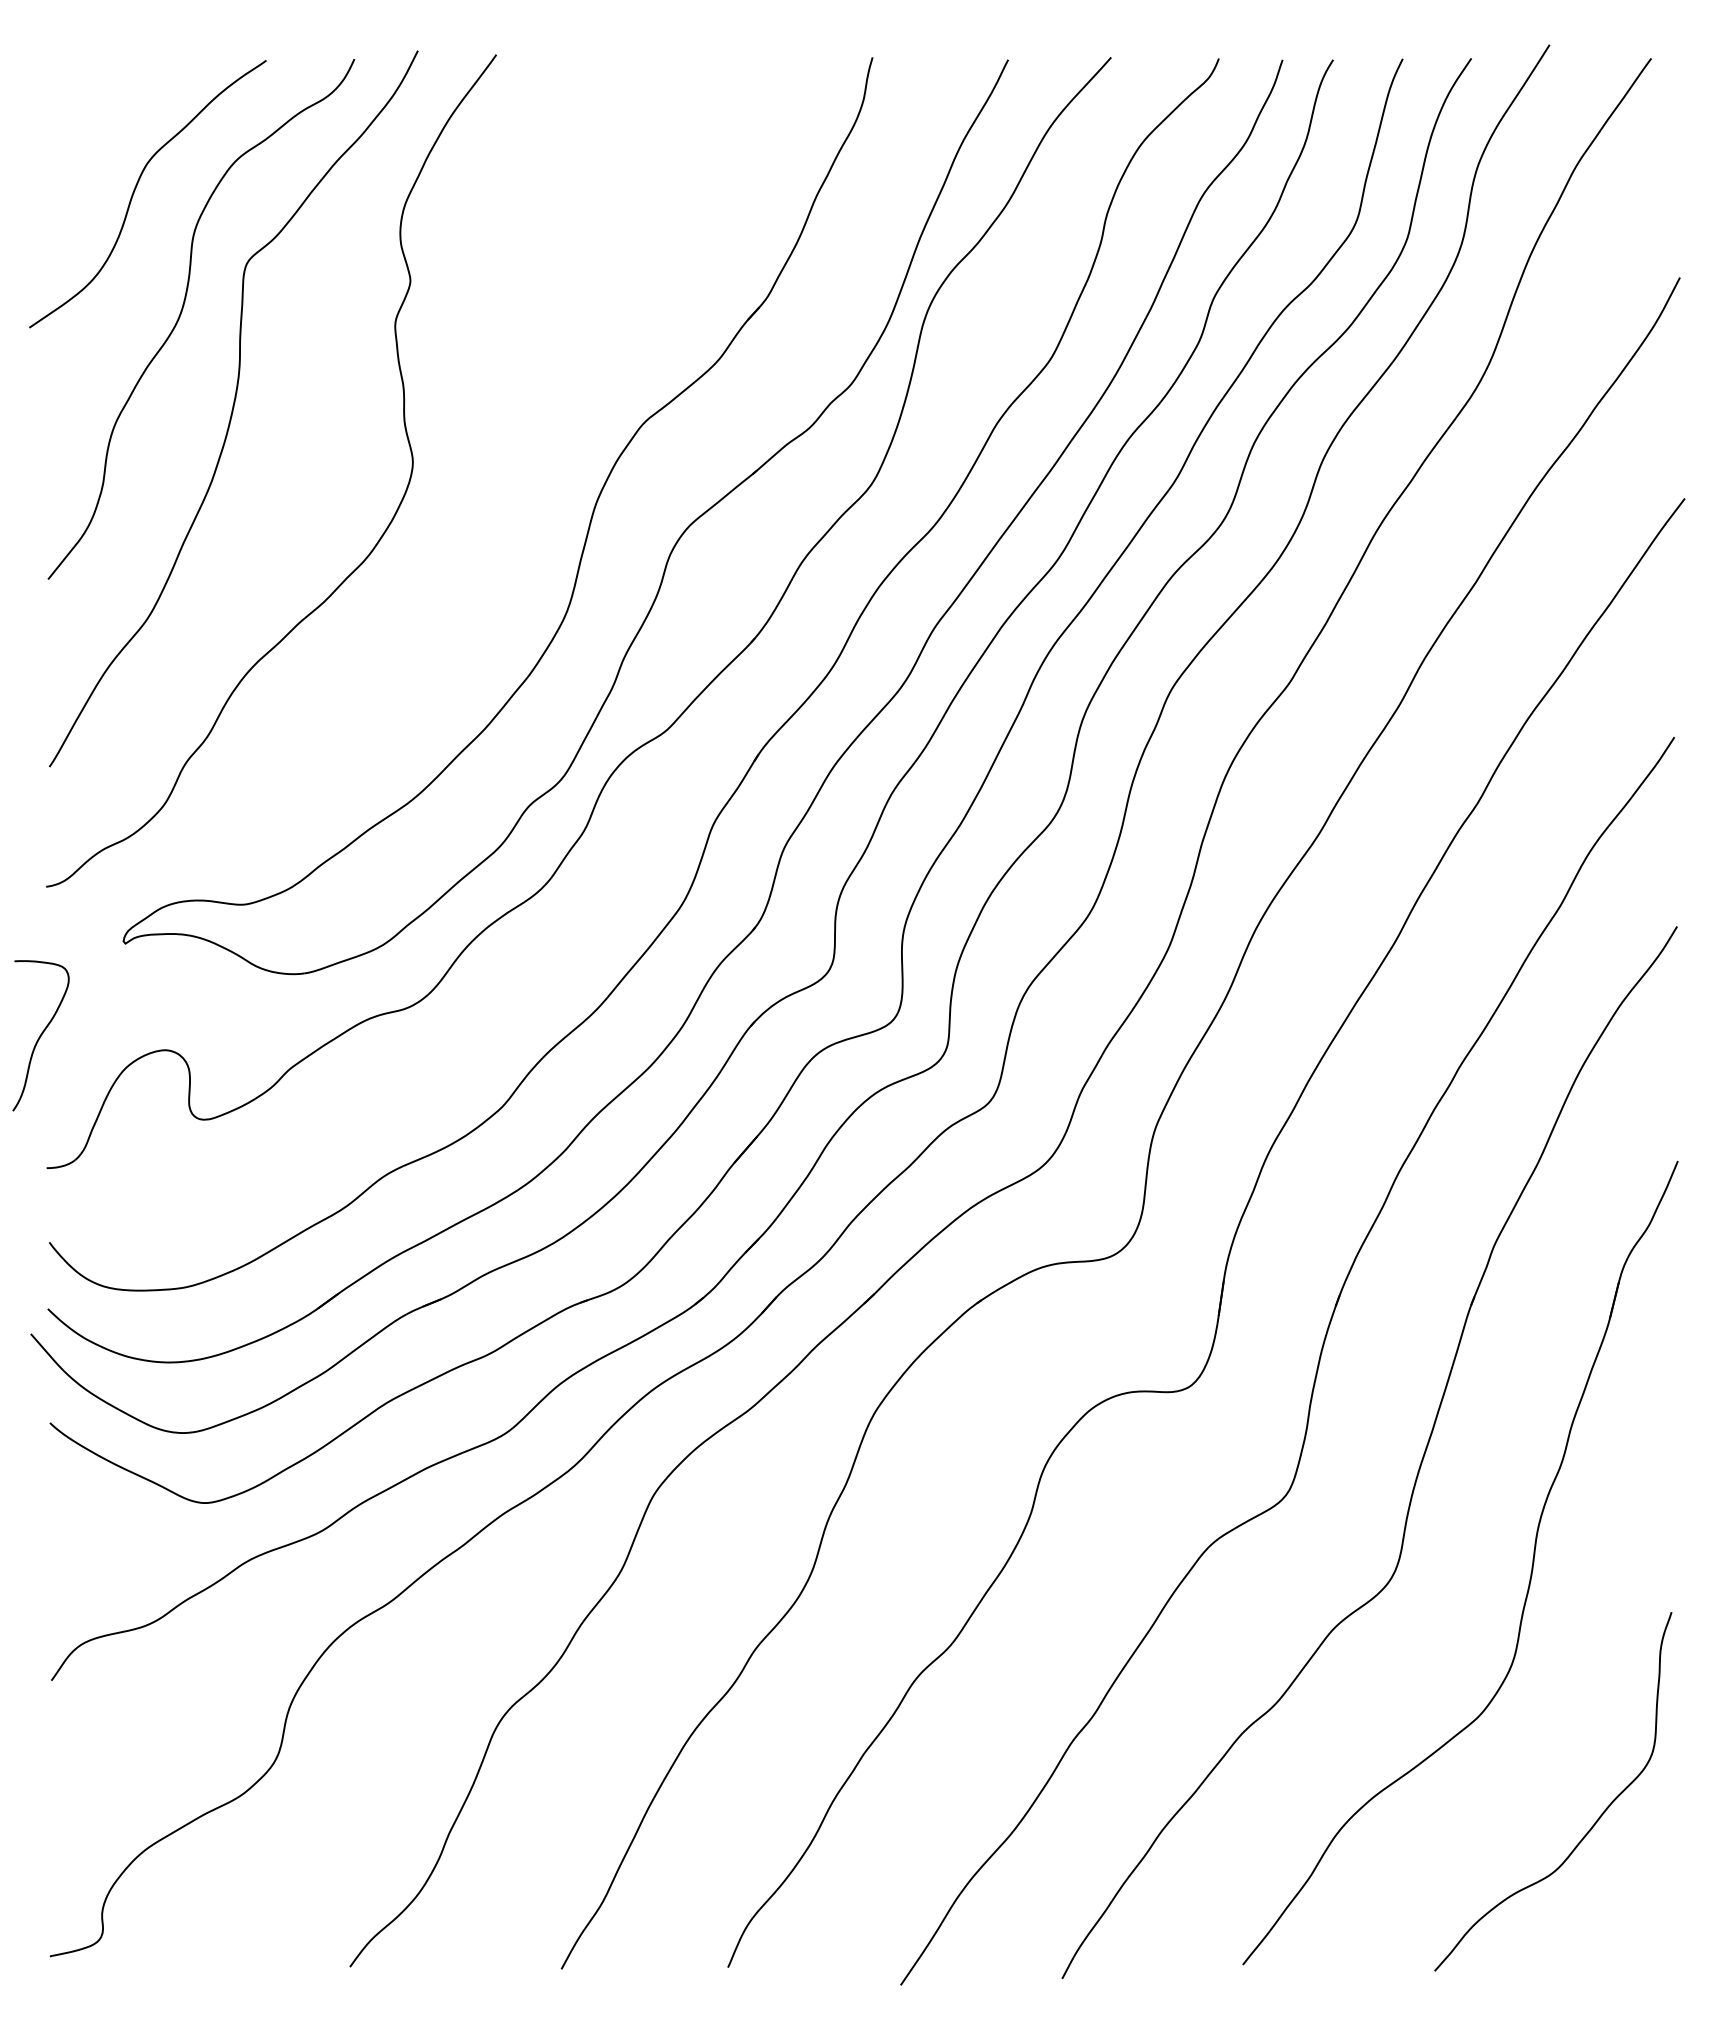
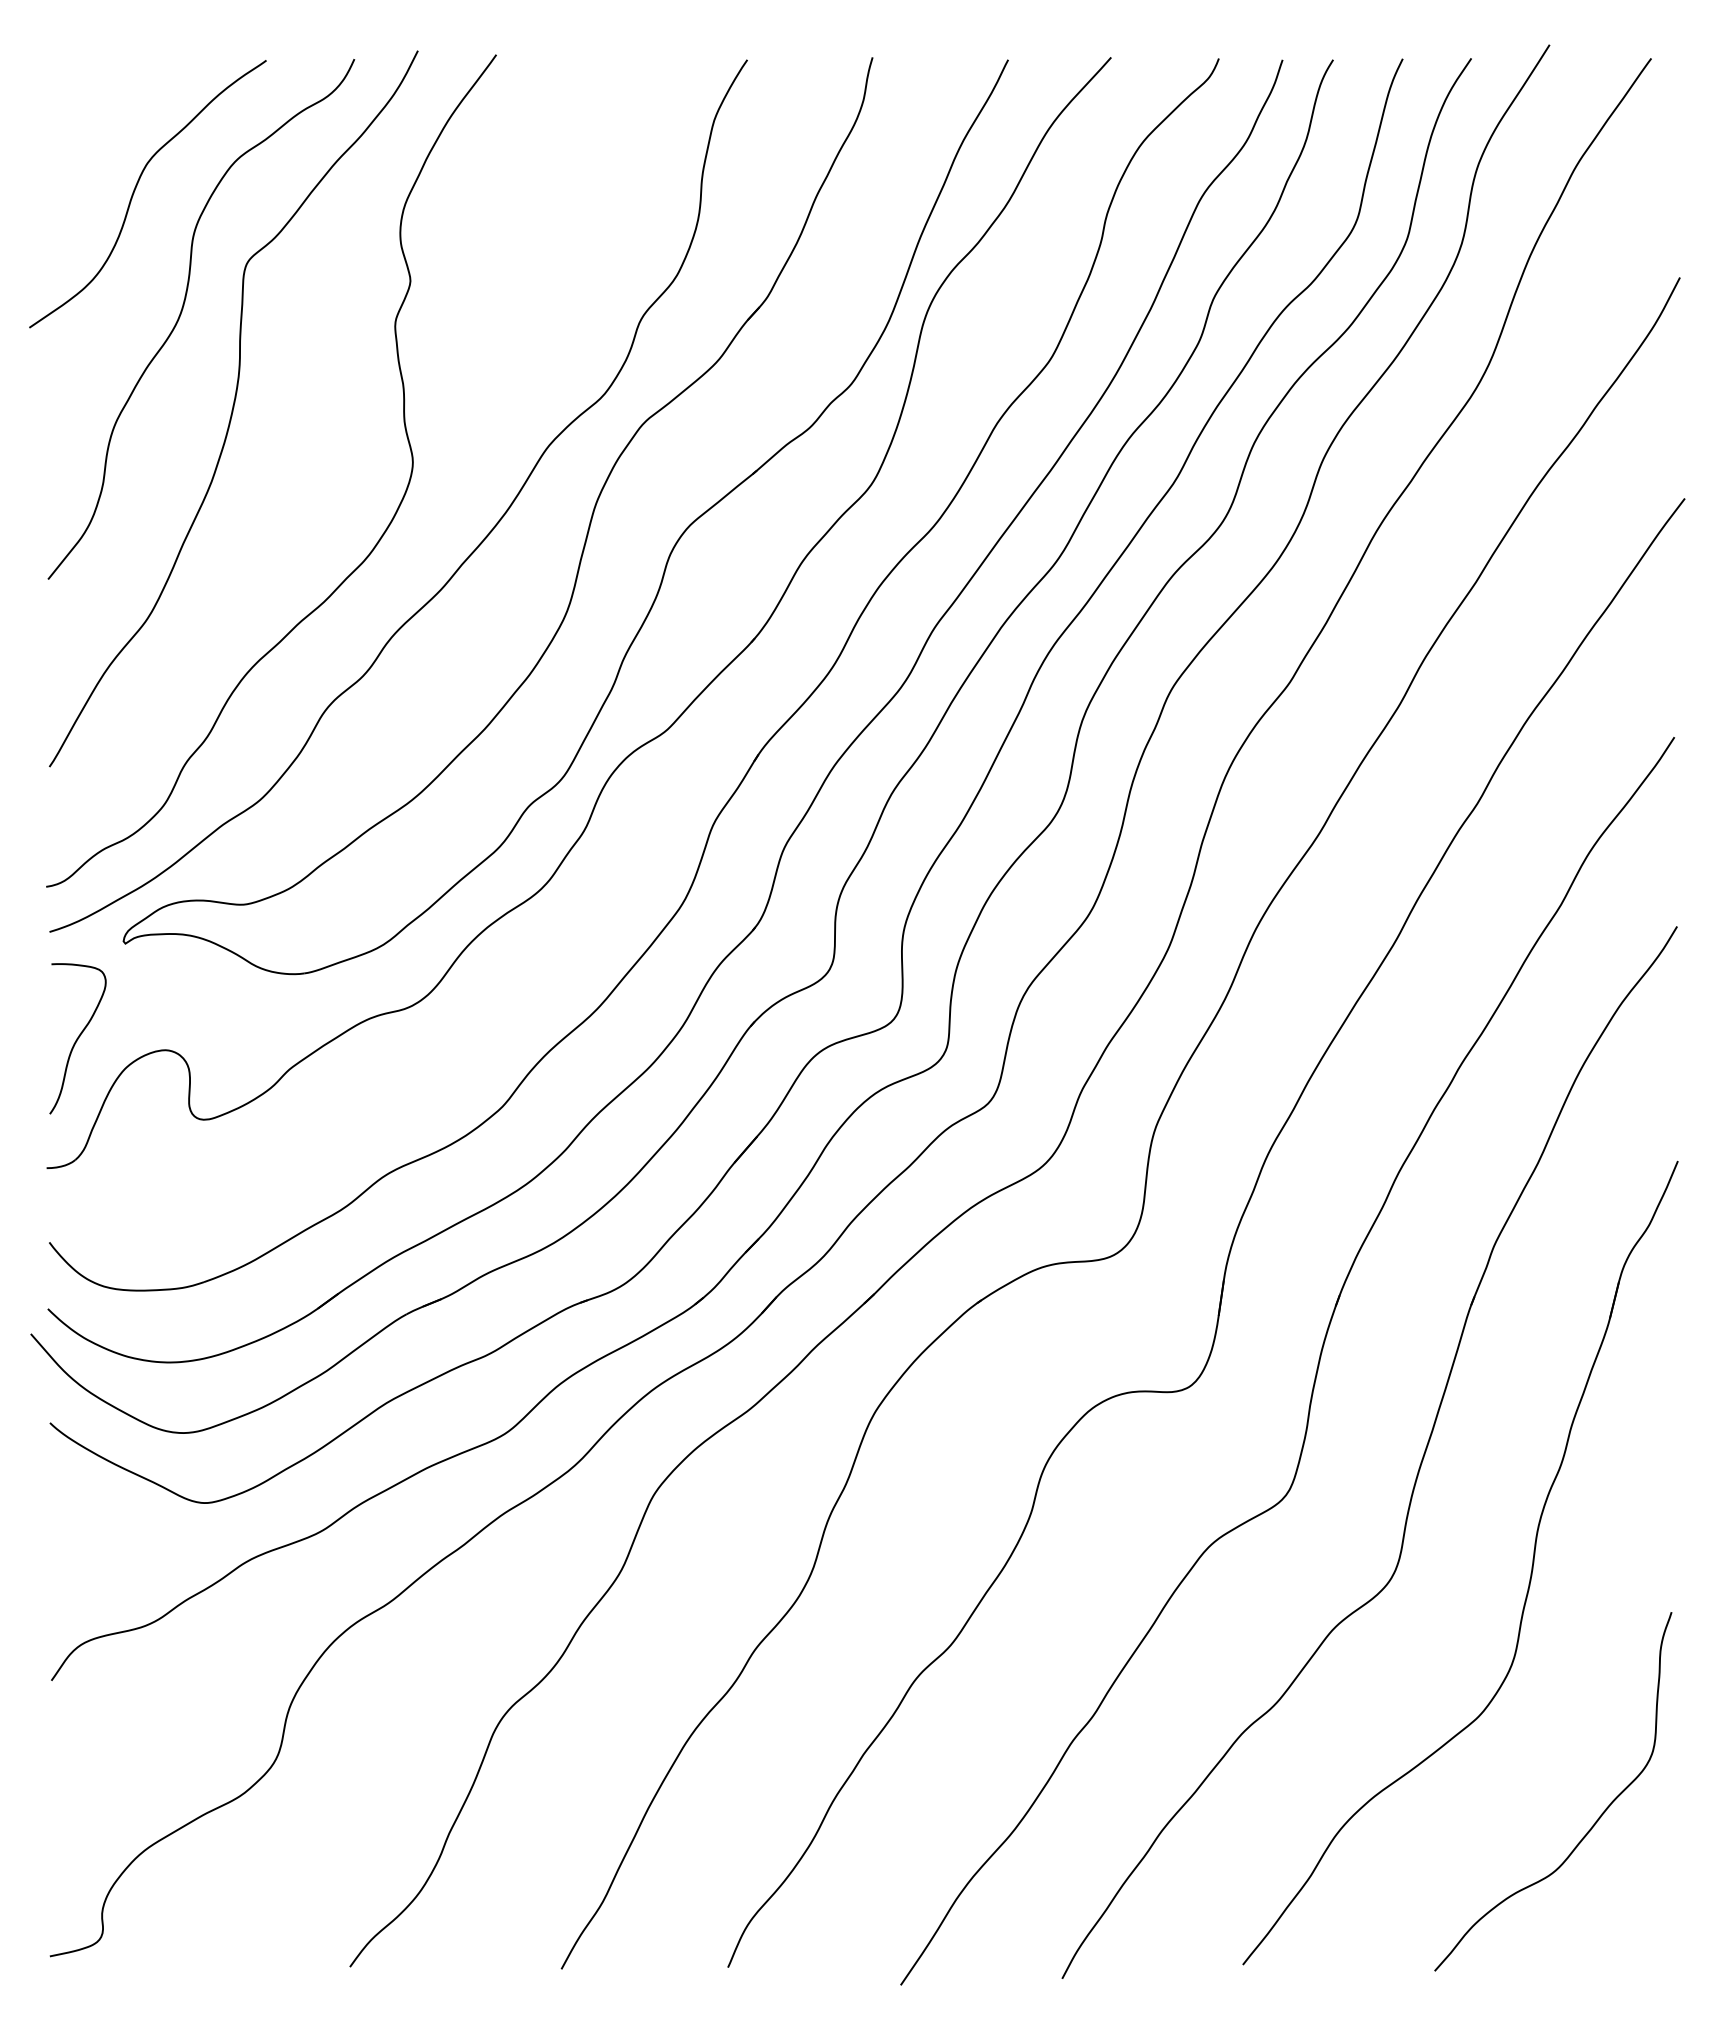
curve: none -> present (468, 555)
curve position: (40, 1035) -> (77, 1038) (77, 1038)
